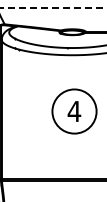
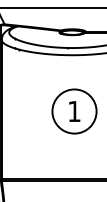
line: dashed -> solid (53, 7)
text: 4 -> 1 (74, 111)
